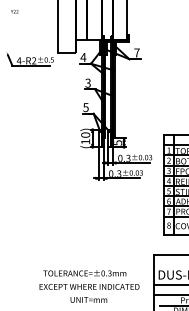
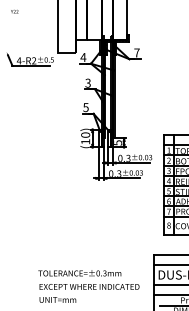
line: none -> present (169, 264)
text position: (84, 273) -> (79, 273) (79, 273)
text position: (88, 299) -> (57, 299) (57, 299)
